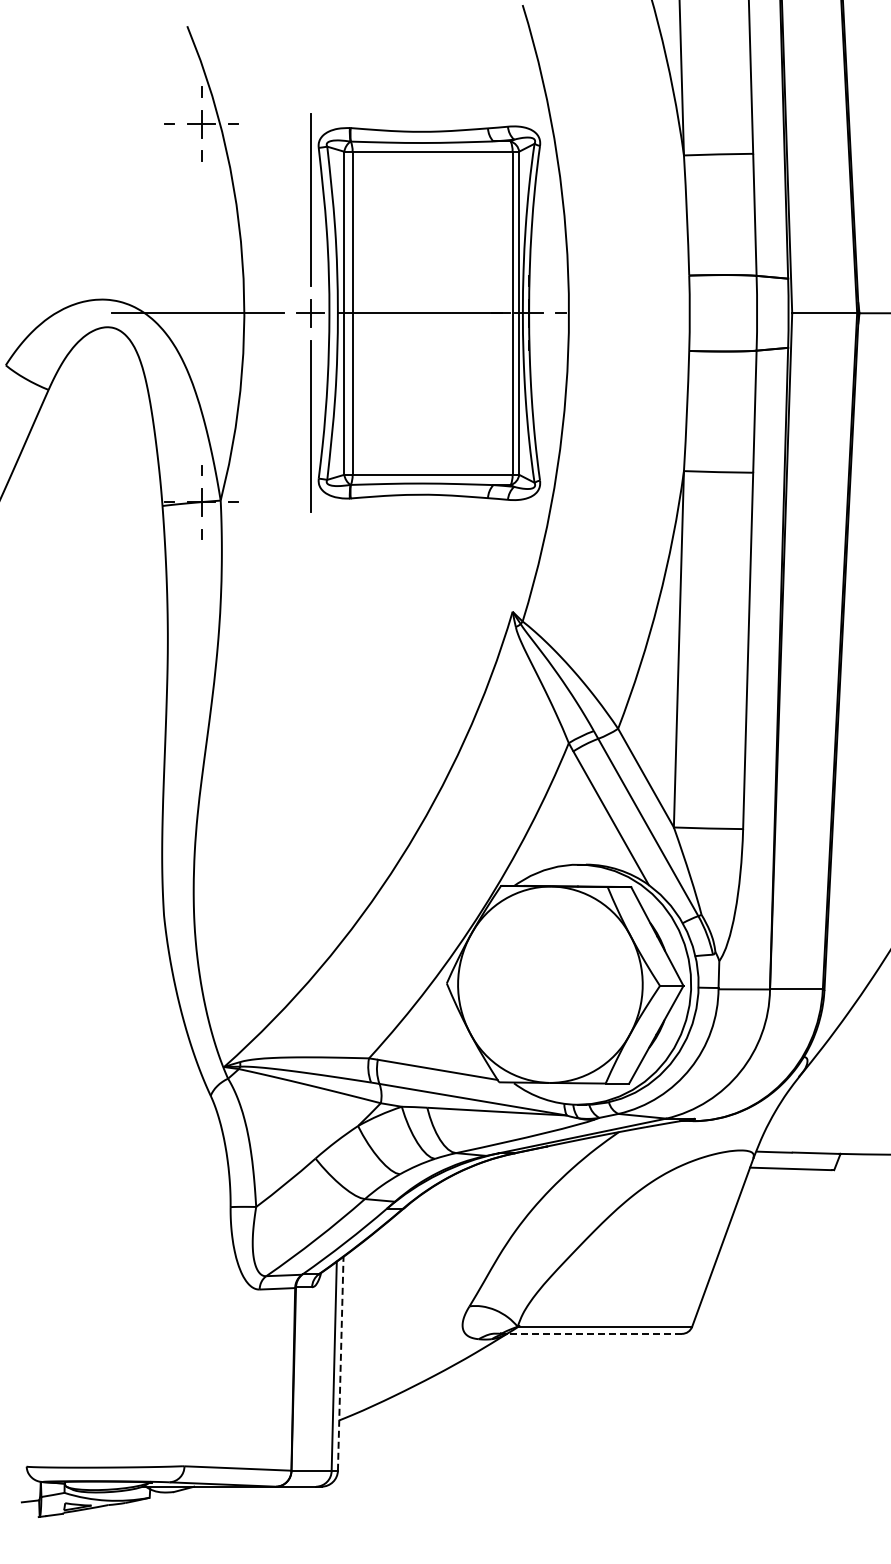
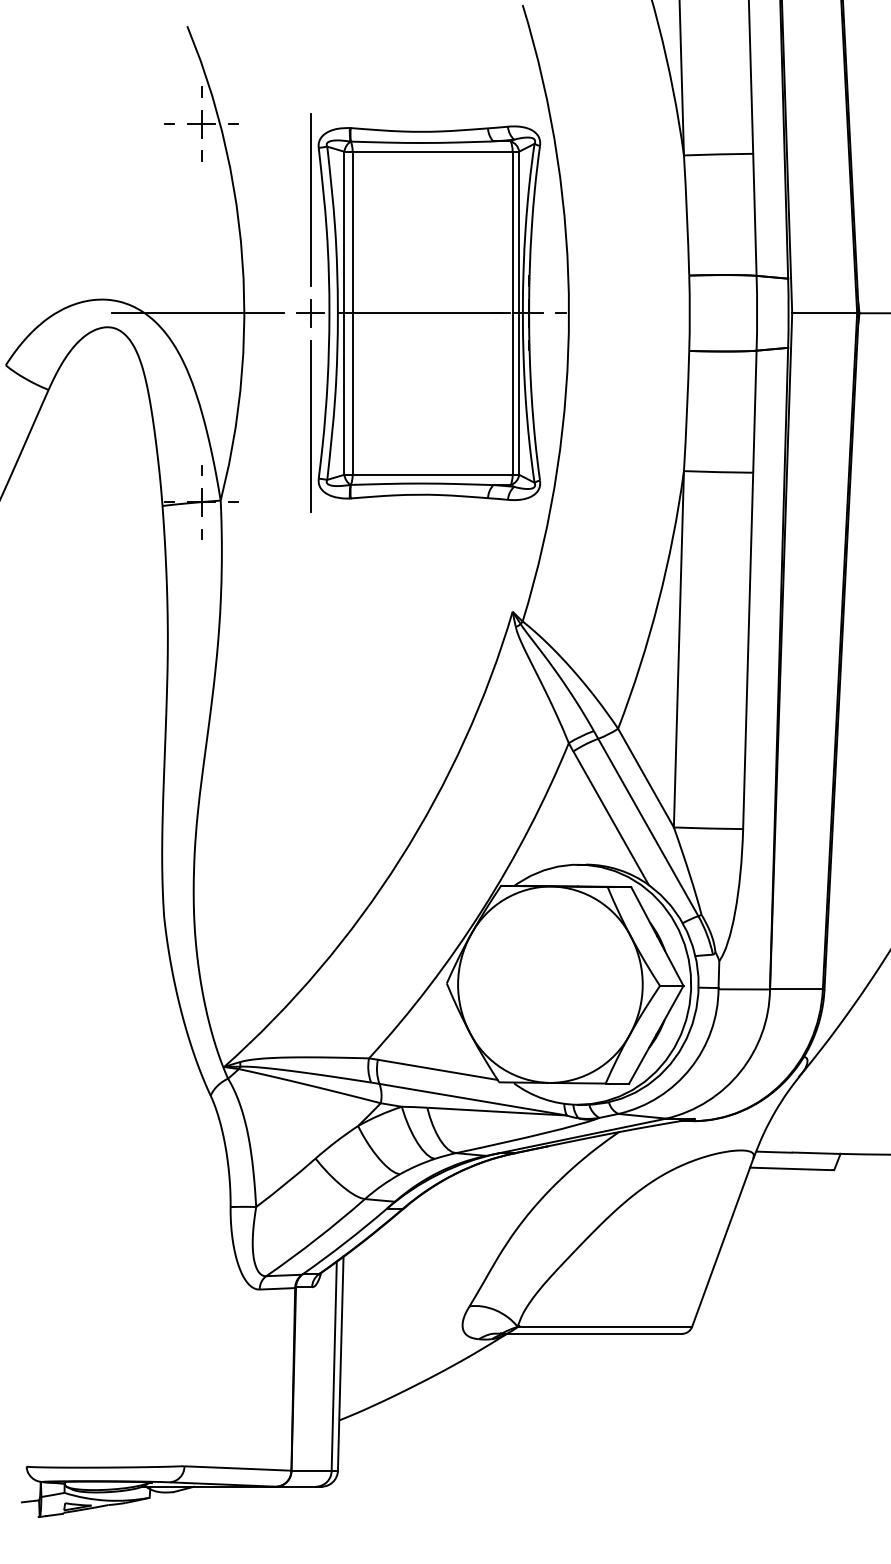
line: dashed -> solid (594, 1333)
line: dashed -> solid (340, 1363)
